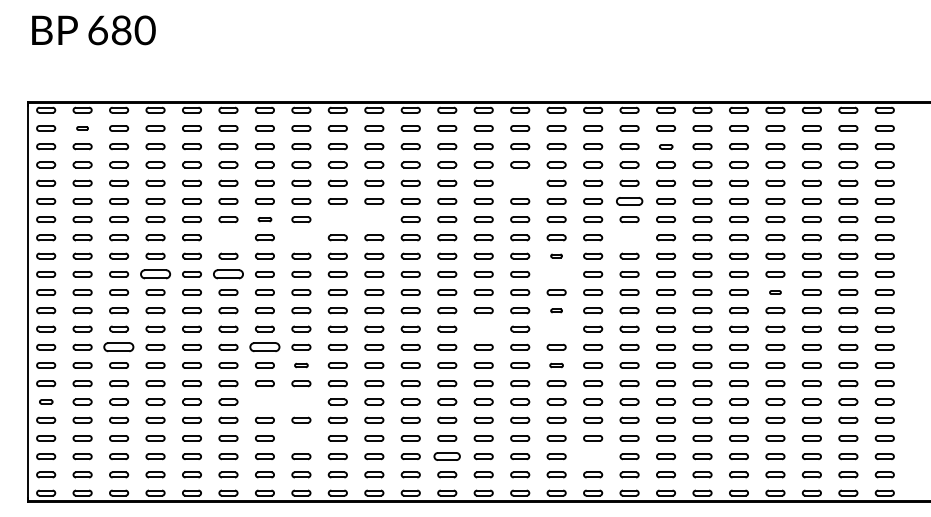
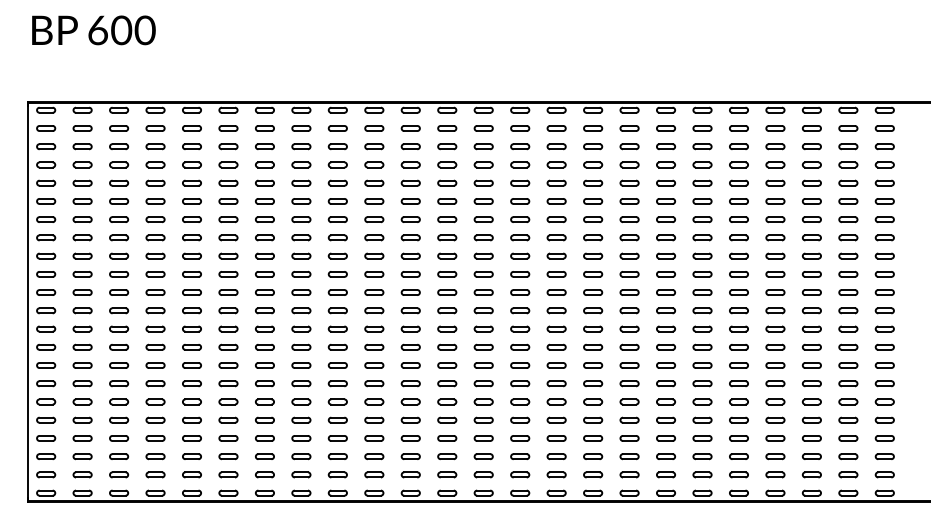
text: 680 -> 600 (121, 30)
part size: 13x5 px -> 21x7 px (82, 128)
part size: 15x6 px -> 21x8 px (666, 146)
part: none -> present (520, 182)
part size: 28x9 px -> 21x7 px (629, 201)
part size: 16x6 px -> 20x7 px (264, 219)
part: none -> present (337, 219)
part: none -> present (374, 219)
part: none -> present (228, 237)
part: none -> present (301, 237)
part: none -> present (629, 237)
part size: 13x6 px -> 21x8 px (556, 255)
part size: 31x11 px -> 21x7 px (155, 274)
part size: 31x11 px -> 21x7 px (228, 274)
part: none -> present (556, 274)
part size: 13x5 px -> 21x7 px (775, 292)
part size: 13x6 px -> 21x8 px (556, 310)
part: none -> present (483, 328)
part: none -> present (556, 328)
part size: 32x11 px -> 21x7 px (119, 347)
part size: 32x11 px -> 20x7 px (264, 347)
part size: 15x7 px -> 21x7 px (301, 365)
part size: 15x7 px -> 21x7 px (556, 365)
part size: 15x6 px -> 21x8 px (46, 401)
part: none -> present (264, 401)
part: none -> present (301, 401)
part: none -> present (301, 438)
part size: 28x9 px -> 21x8 px (447, 456)
part: none -> present (593, 456)
